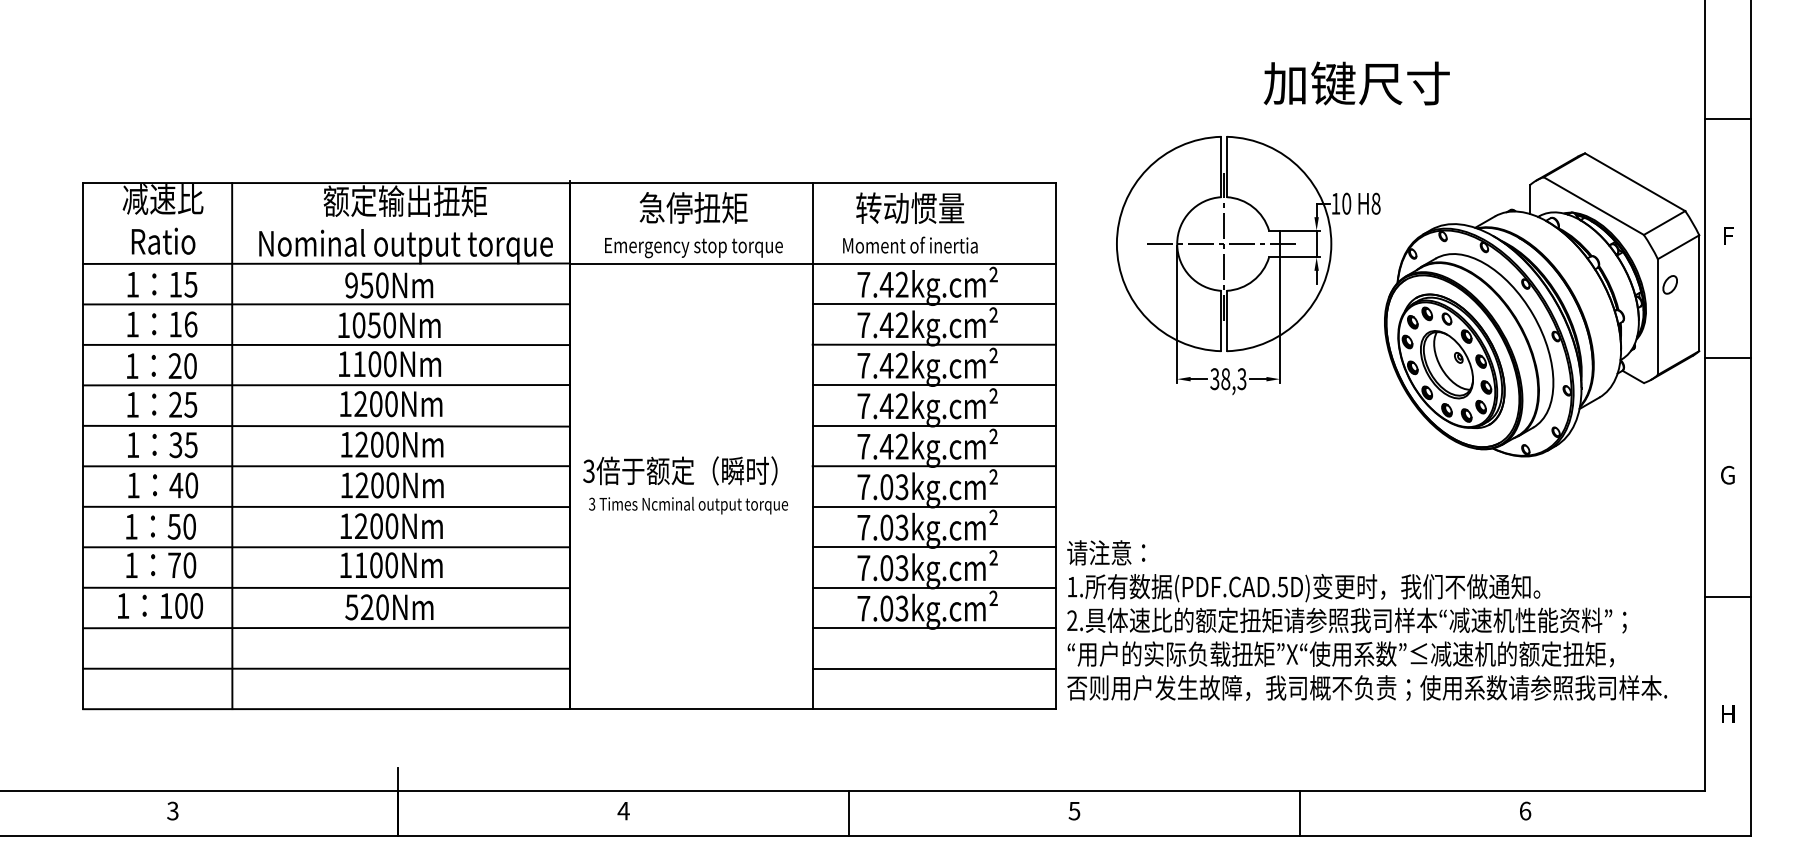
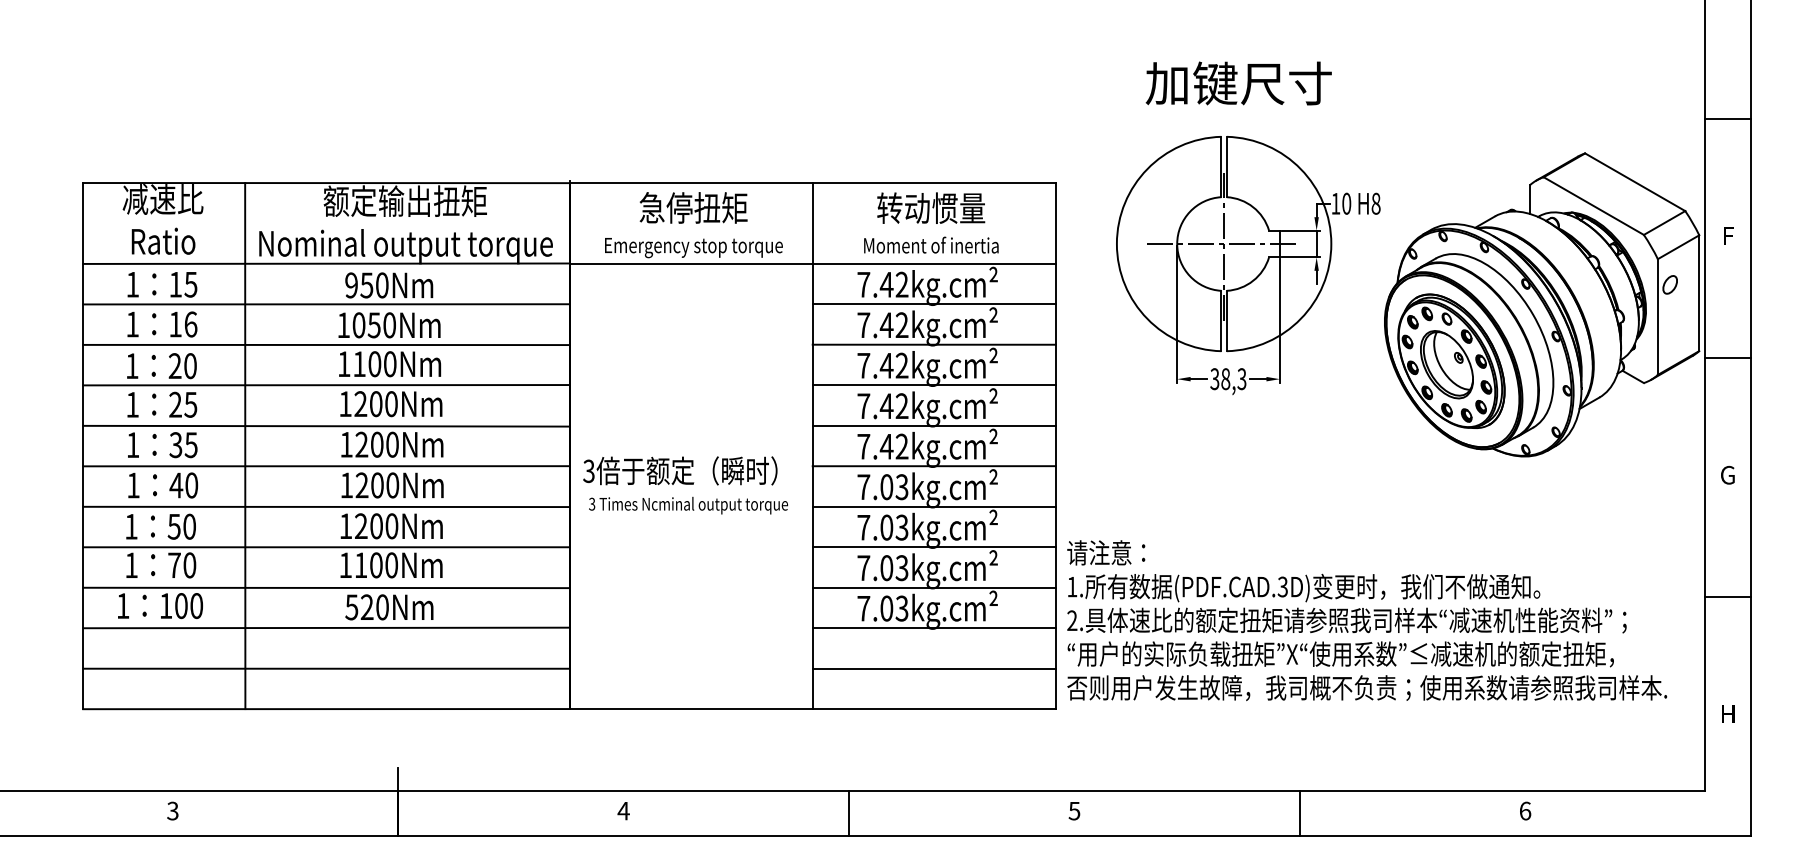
text position: (1356, 83) -> (1238, 83) (1238, 83)
text position: (910, 222) -> (931, 222) (931, 222)
line position: (232, 446) -> (245, 446) (245, 446)
text: (PDF.CAD.5D) -> (PDF.CAD.3D) (1282, 586)
